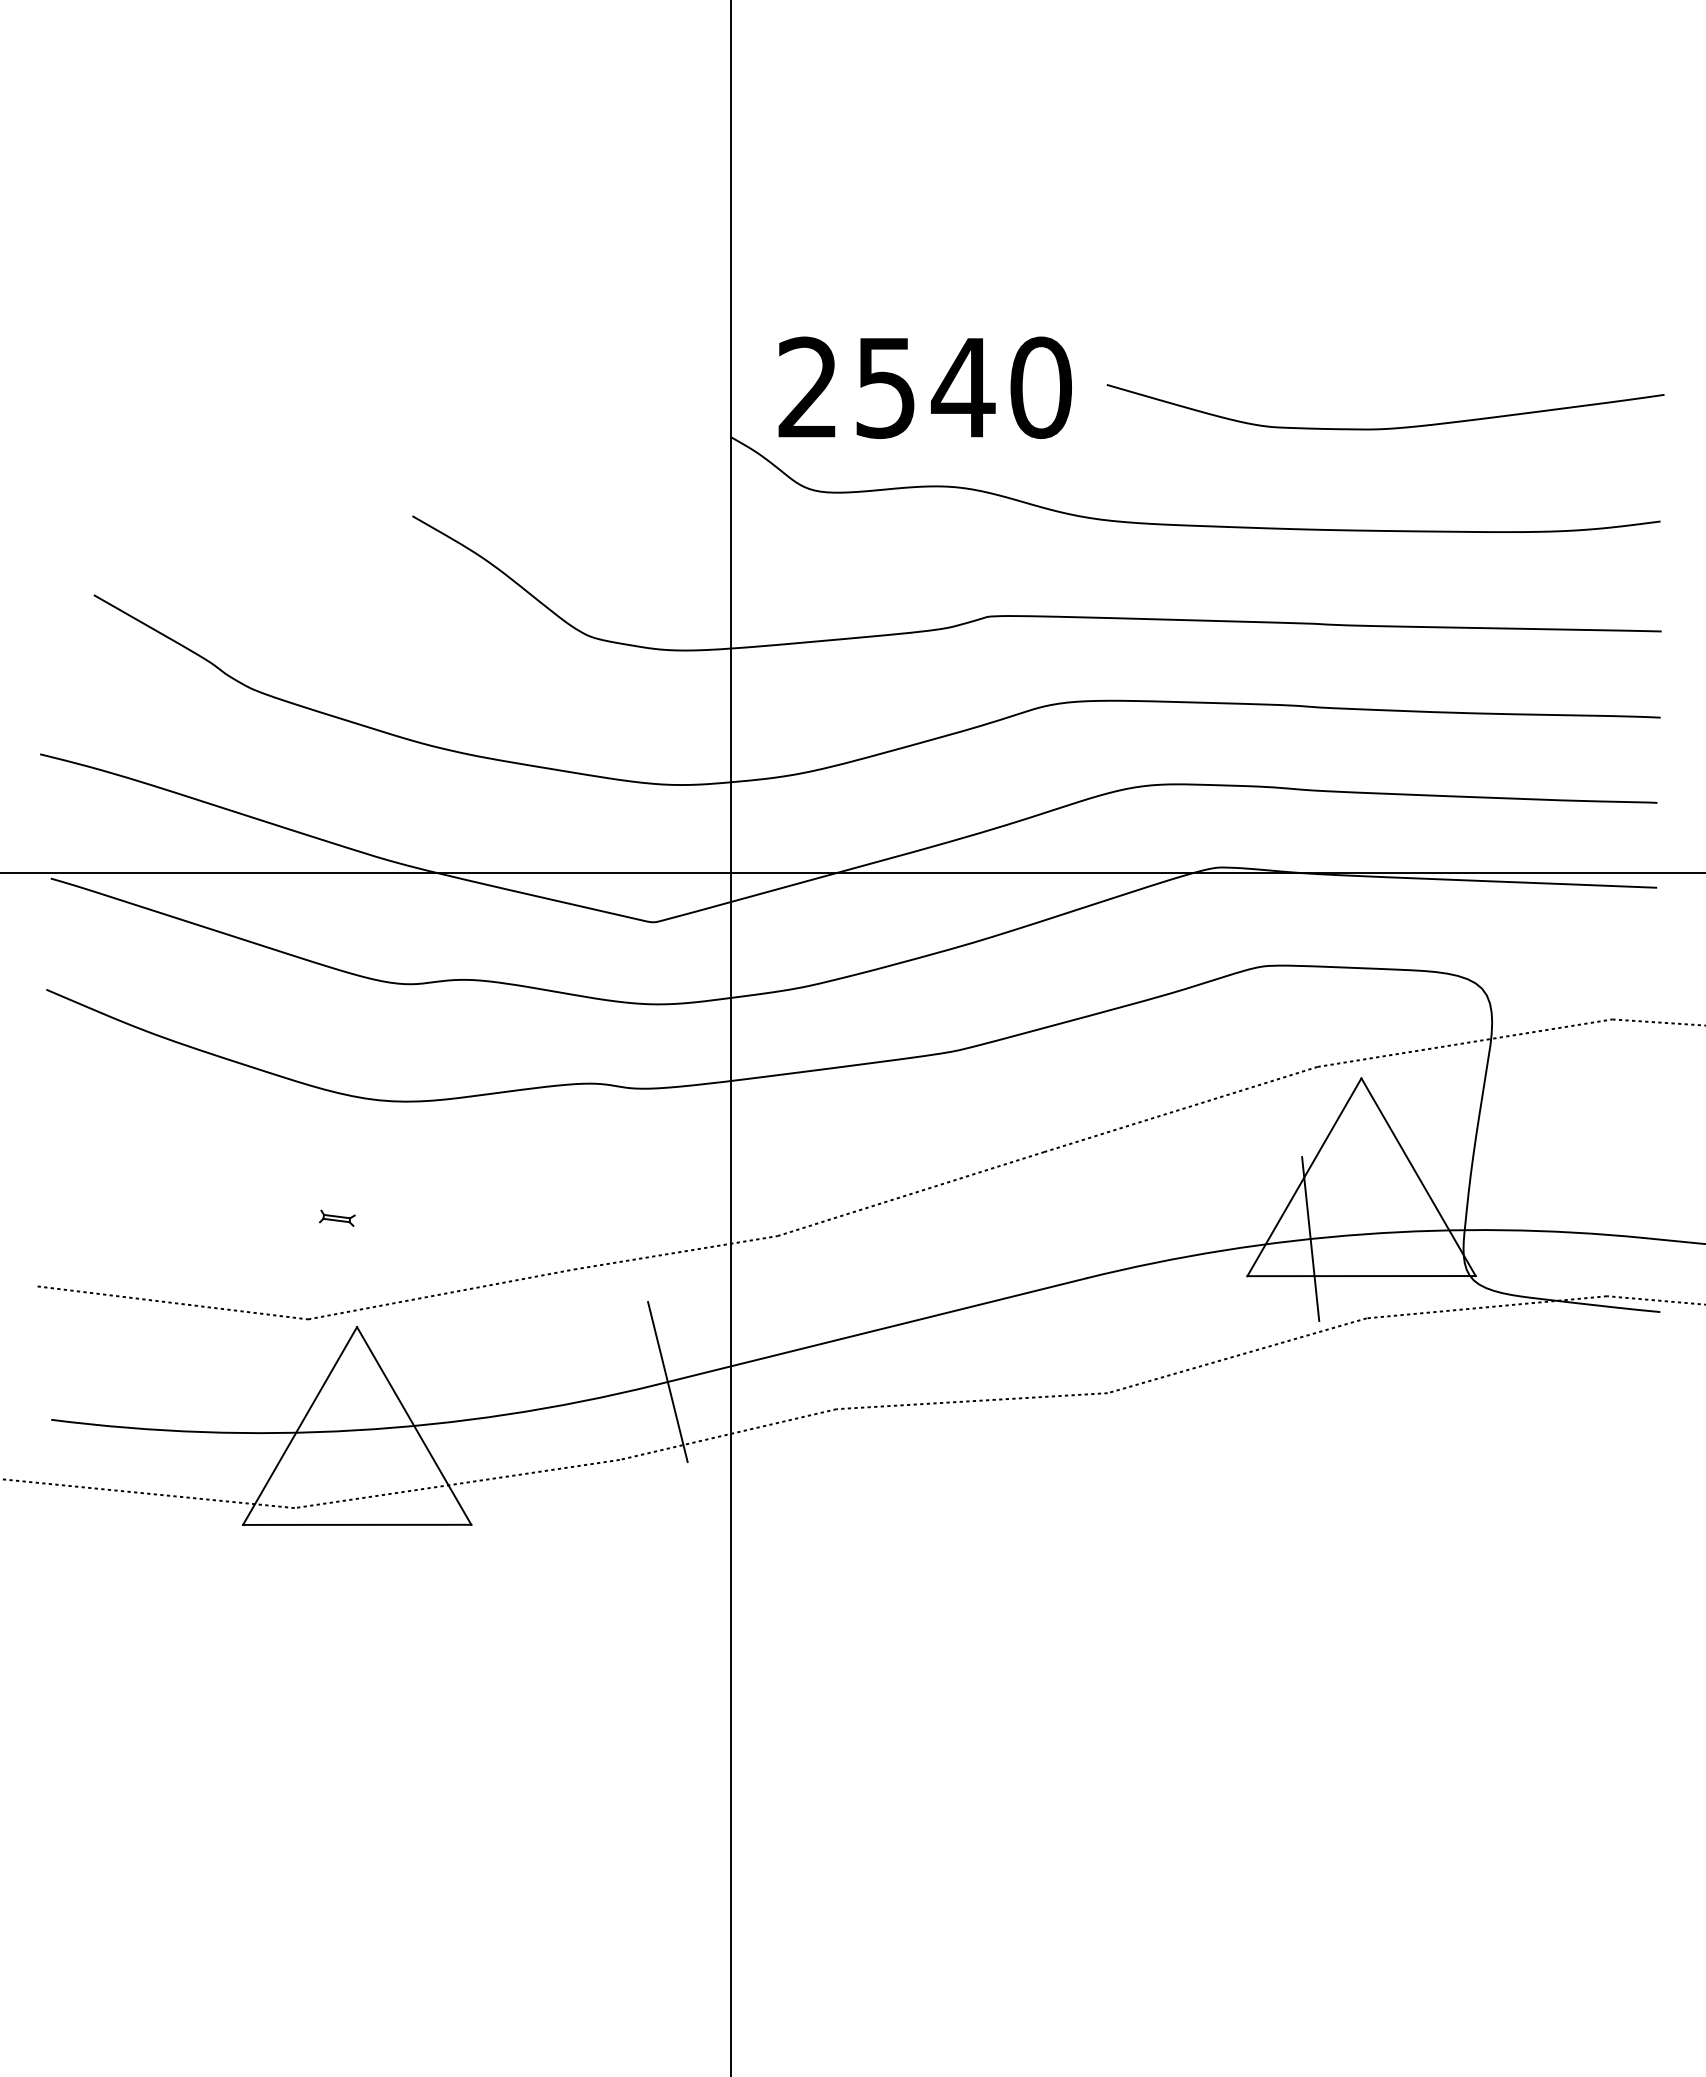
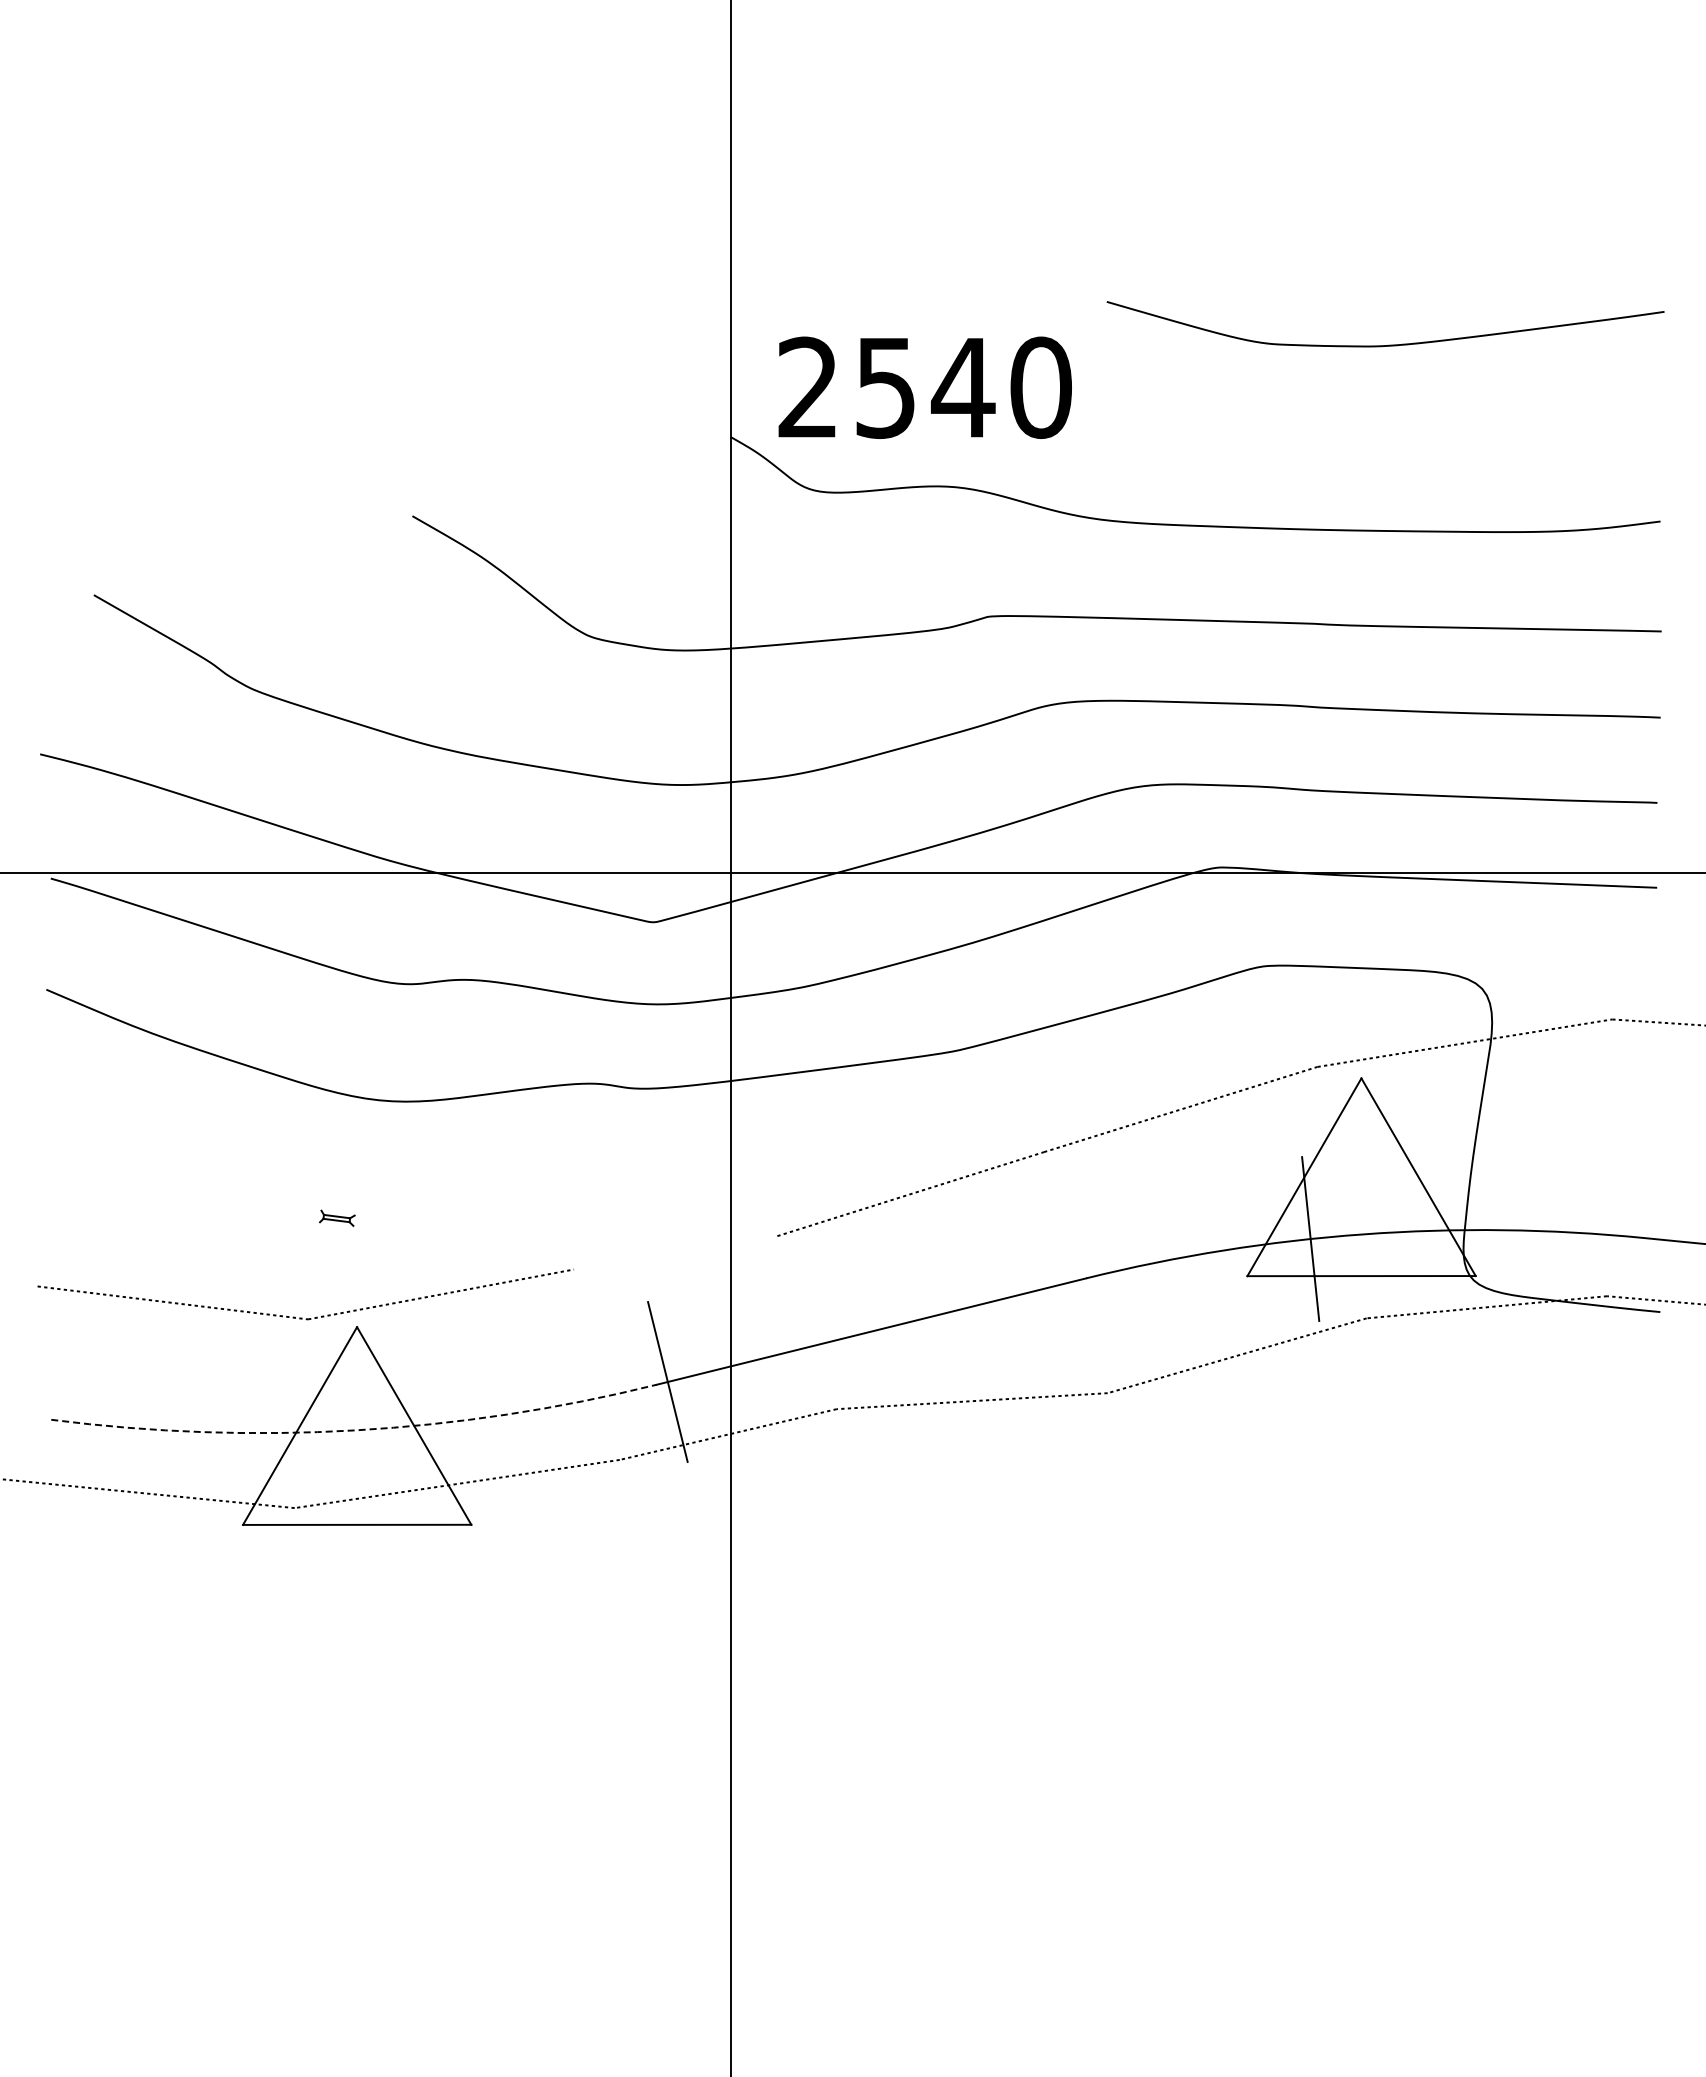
curve position: (1388, 427) -> (1388, 344) (1388, 344)
line: present -> none (675, 1252)
arc: solid -> dashed (355, 1430)
